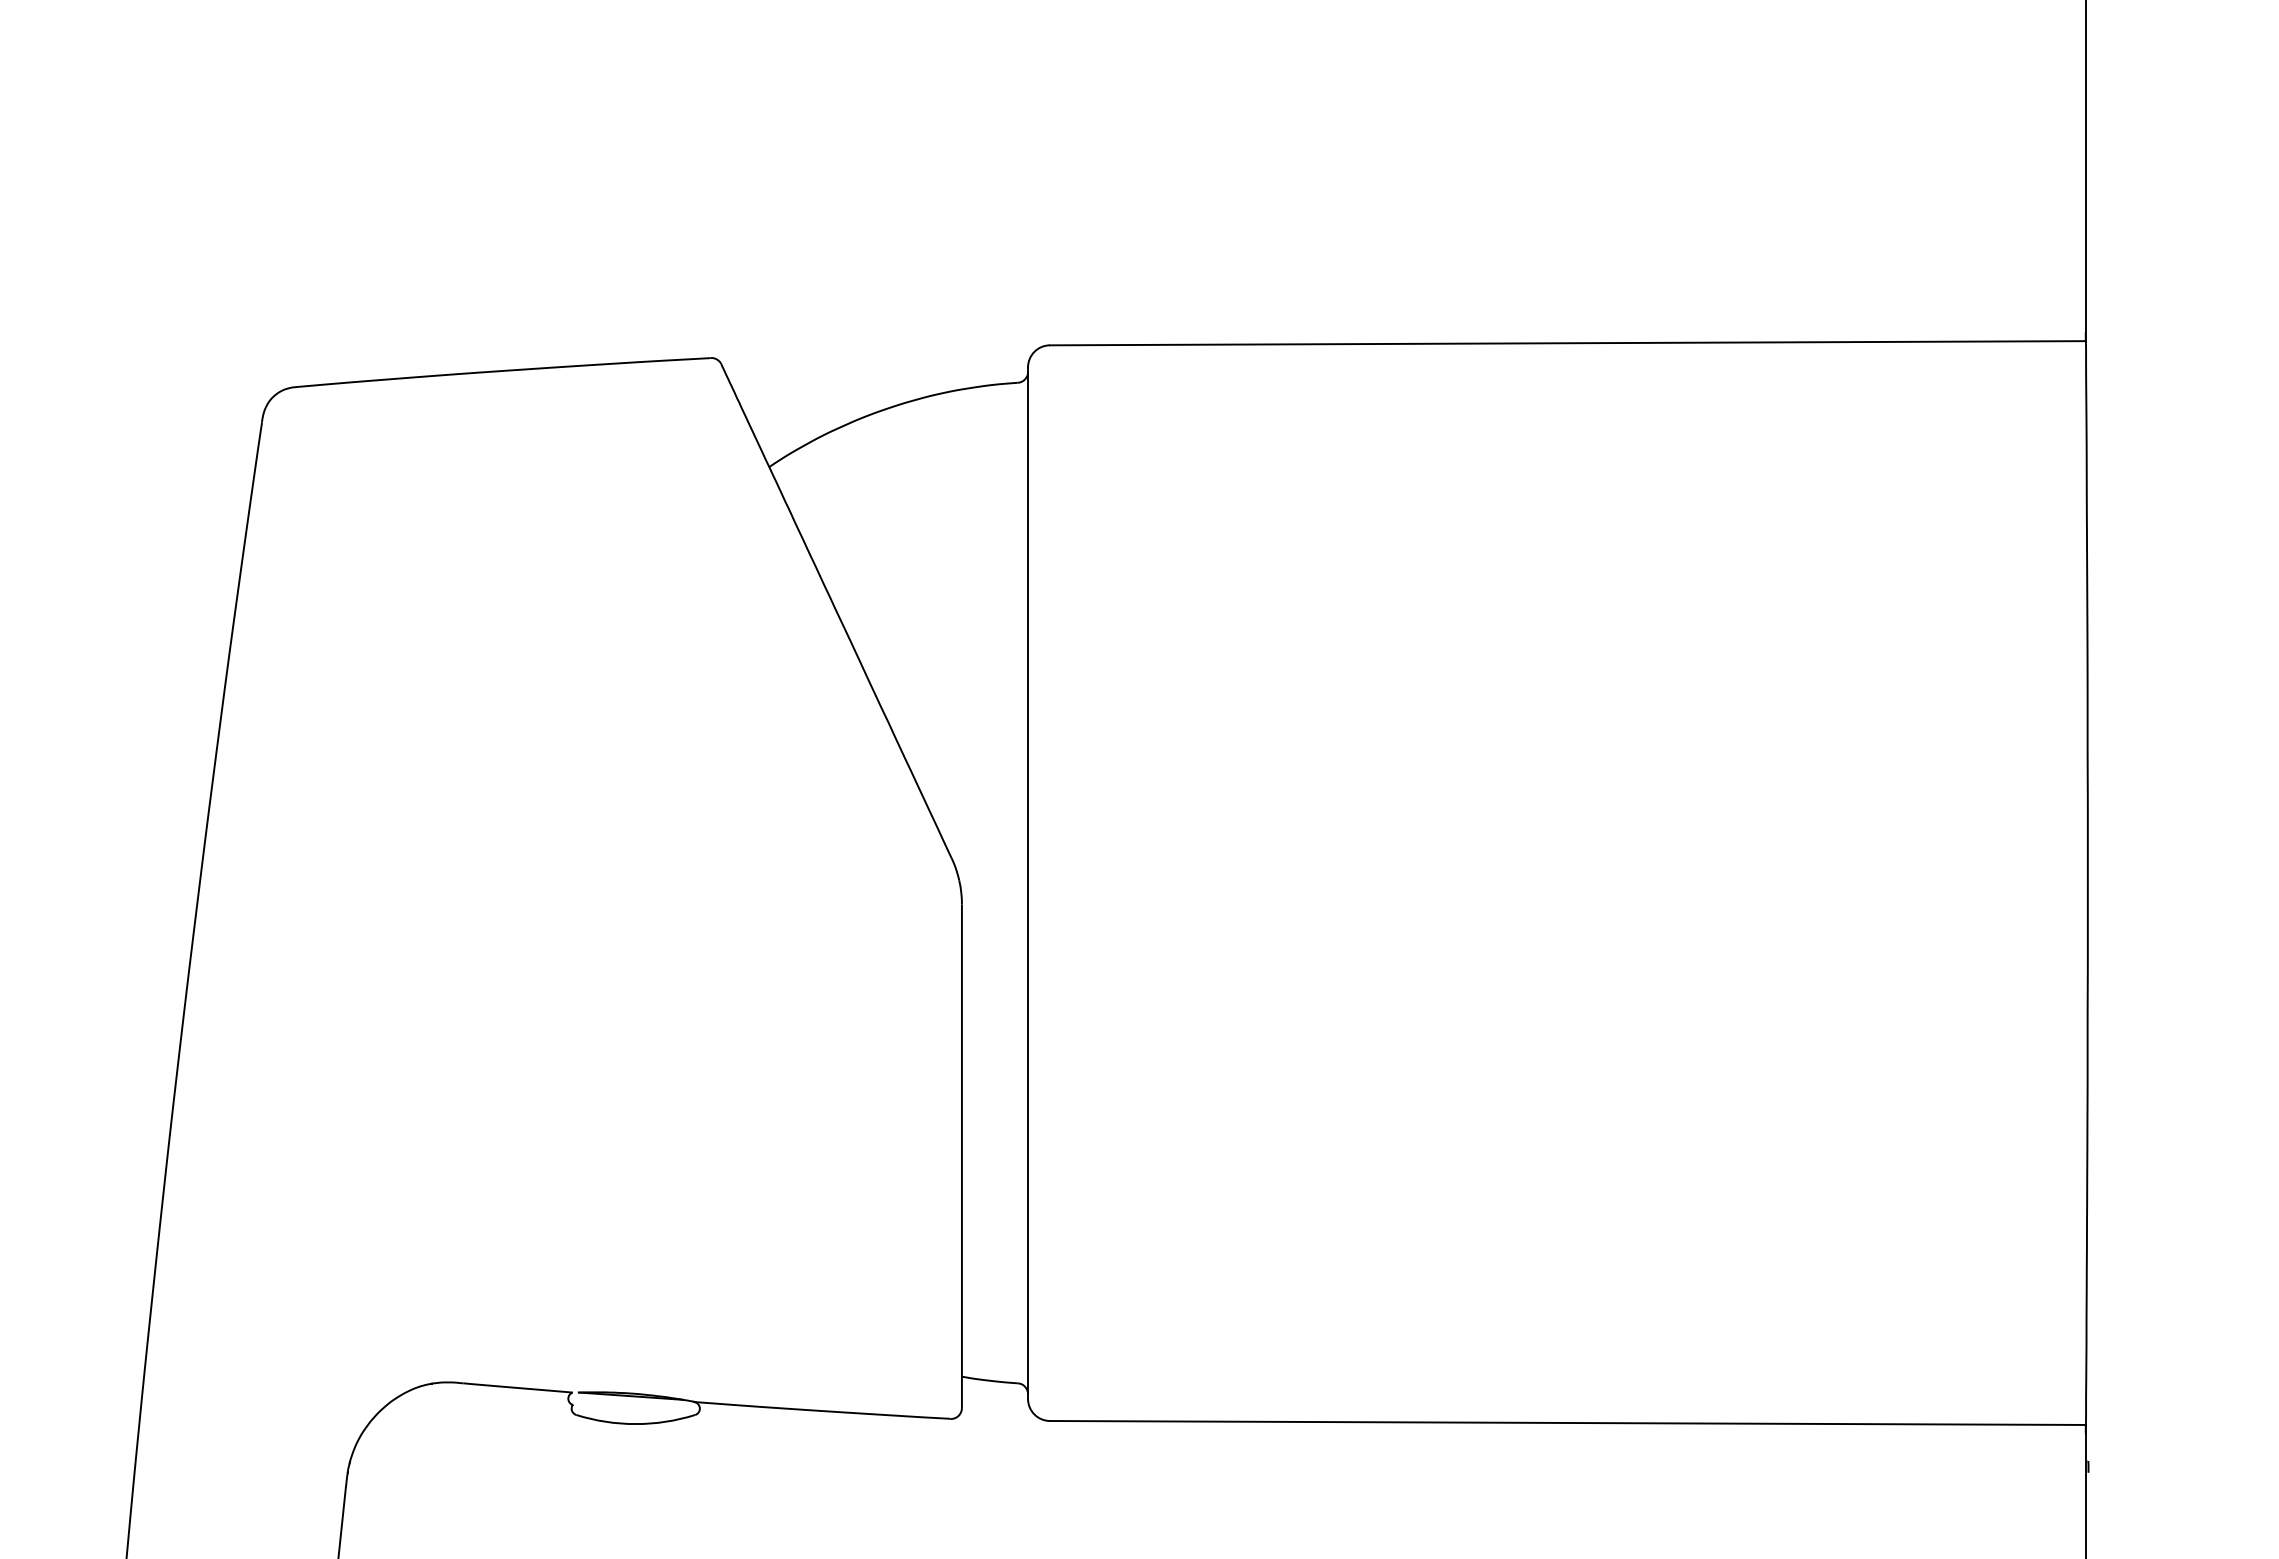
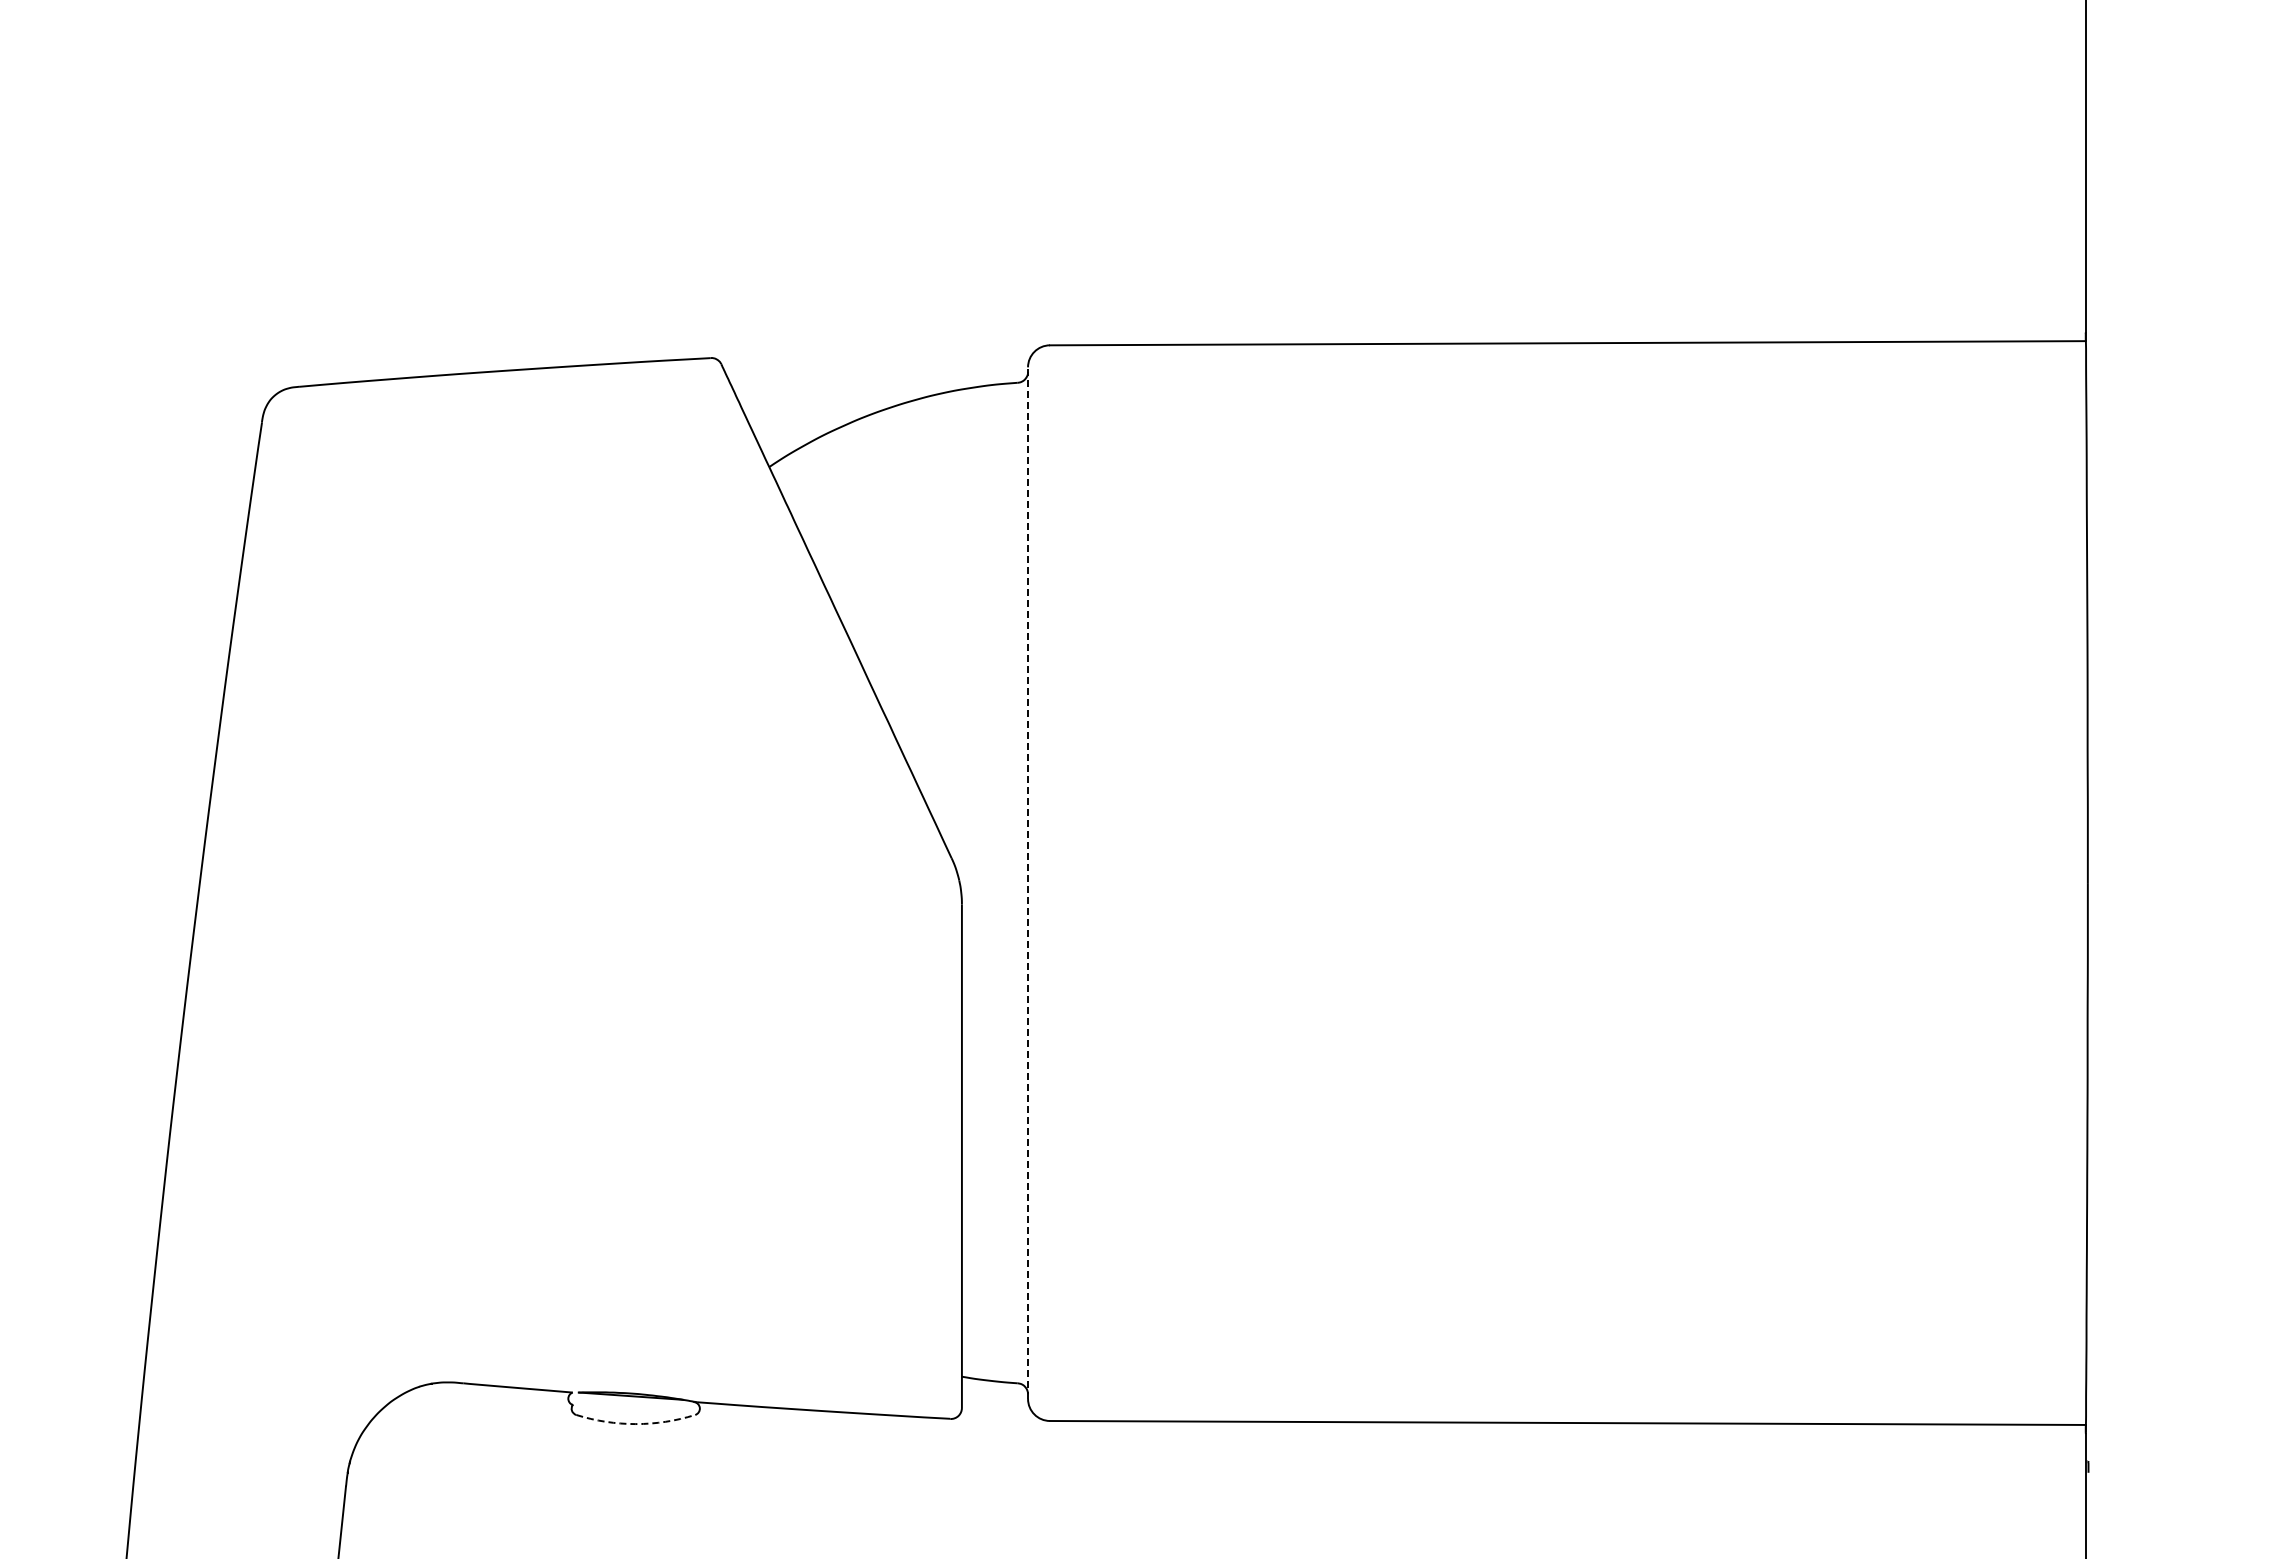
line: solid -> dashed (1028, 883)
arc: solid -> dashed (635, 1424)
